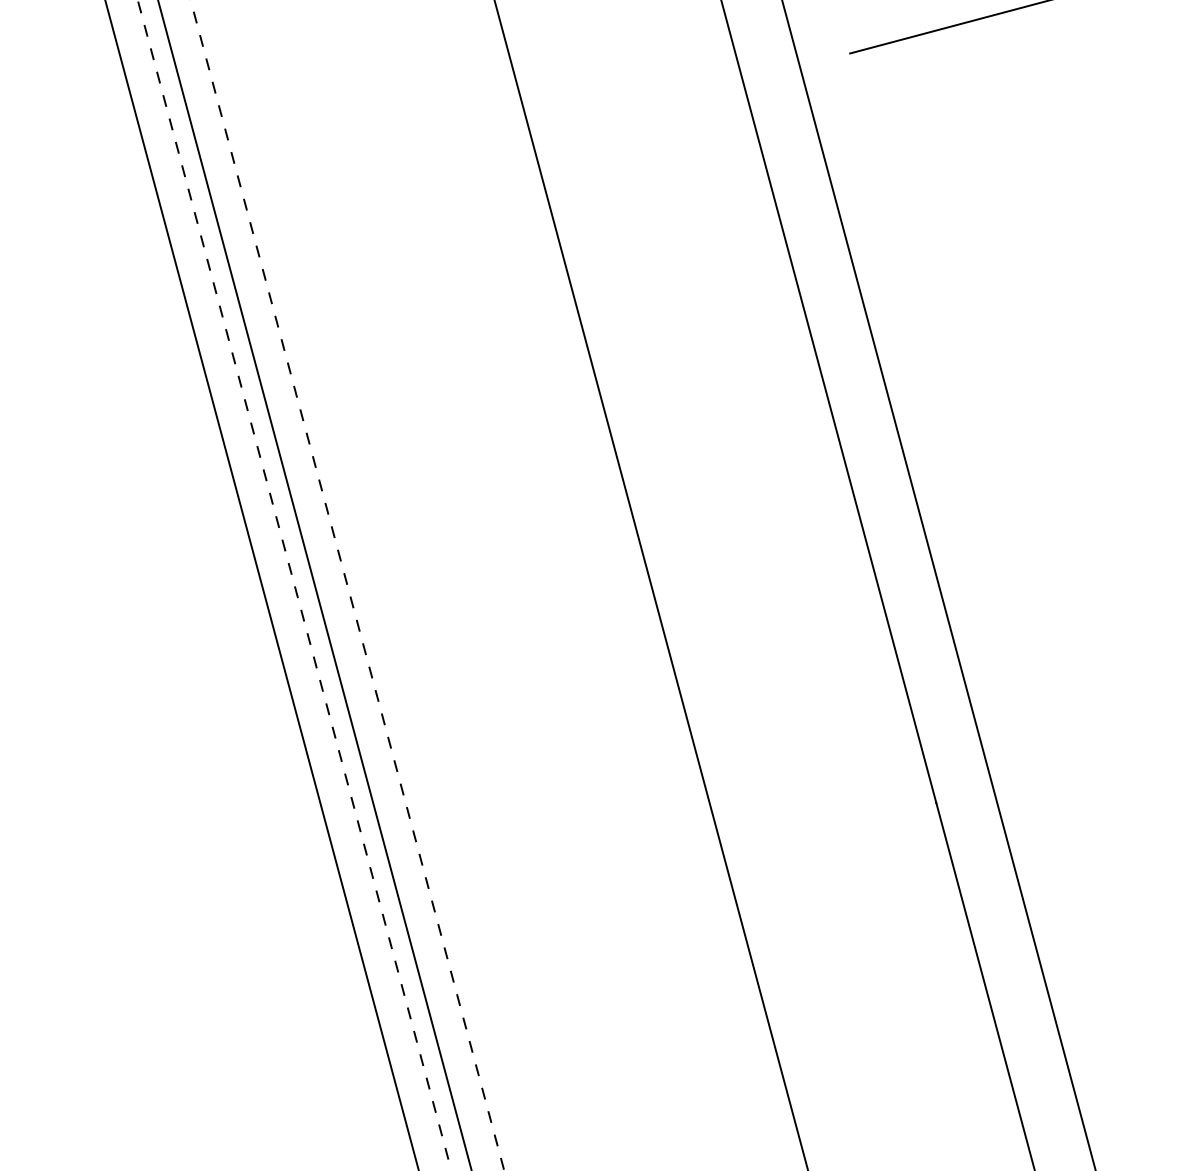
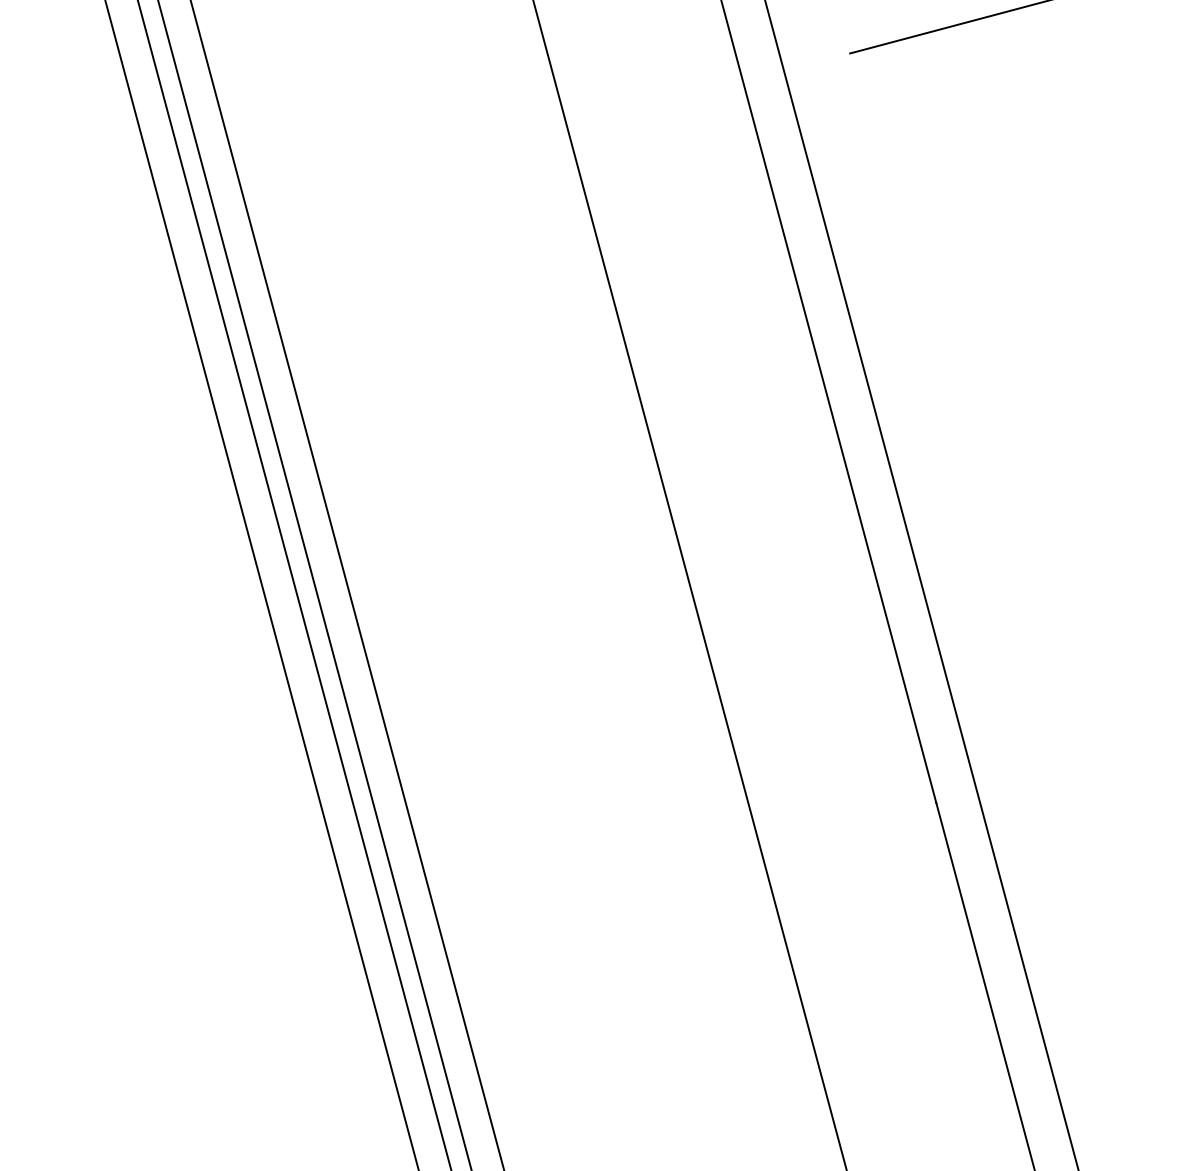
line: dashed -> solid (347, 584)
line position: (651, 584) -> (689, 584) (689, 584)
line position: (938, 584) -> (921, 584) (921, 584)
line: dashed -> solid (294, 585)
